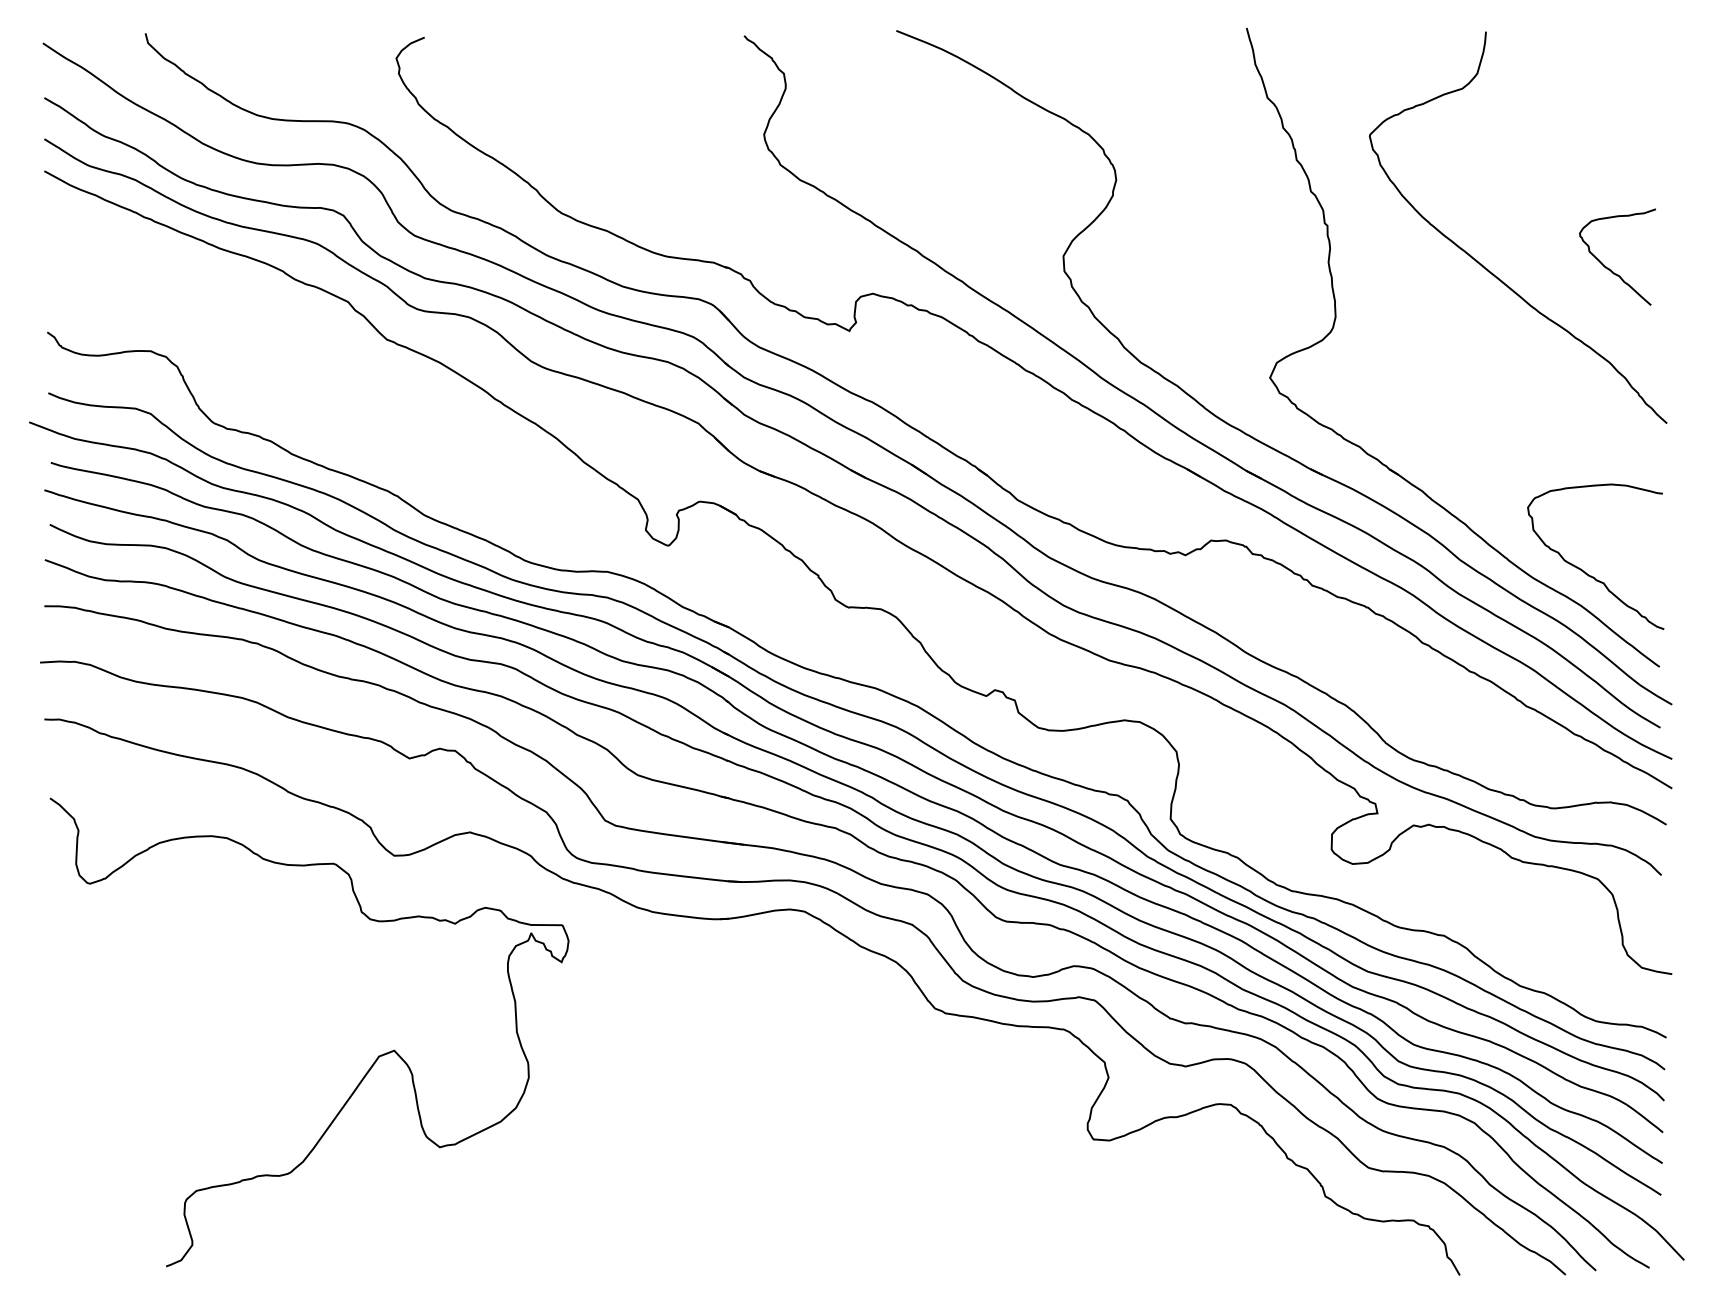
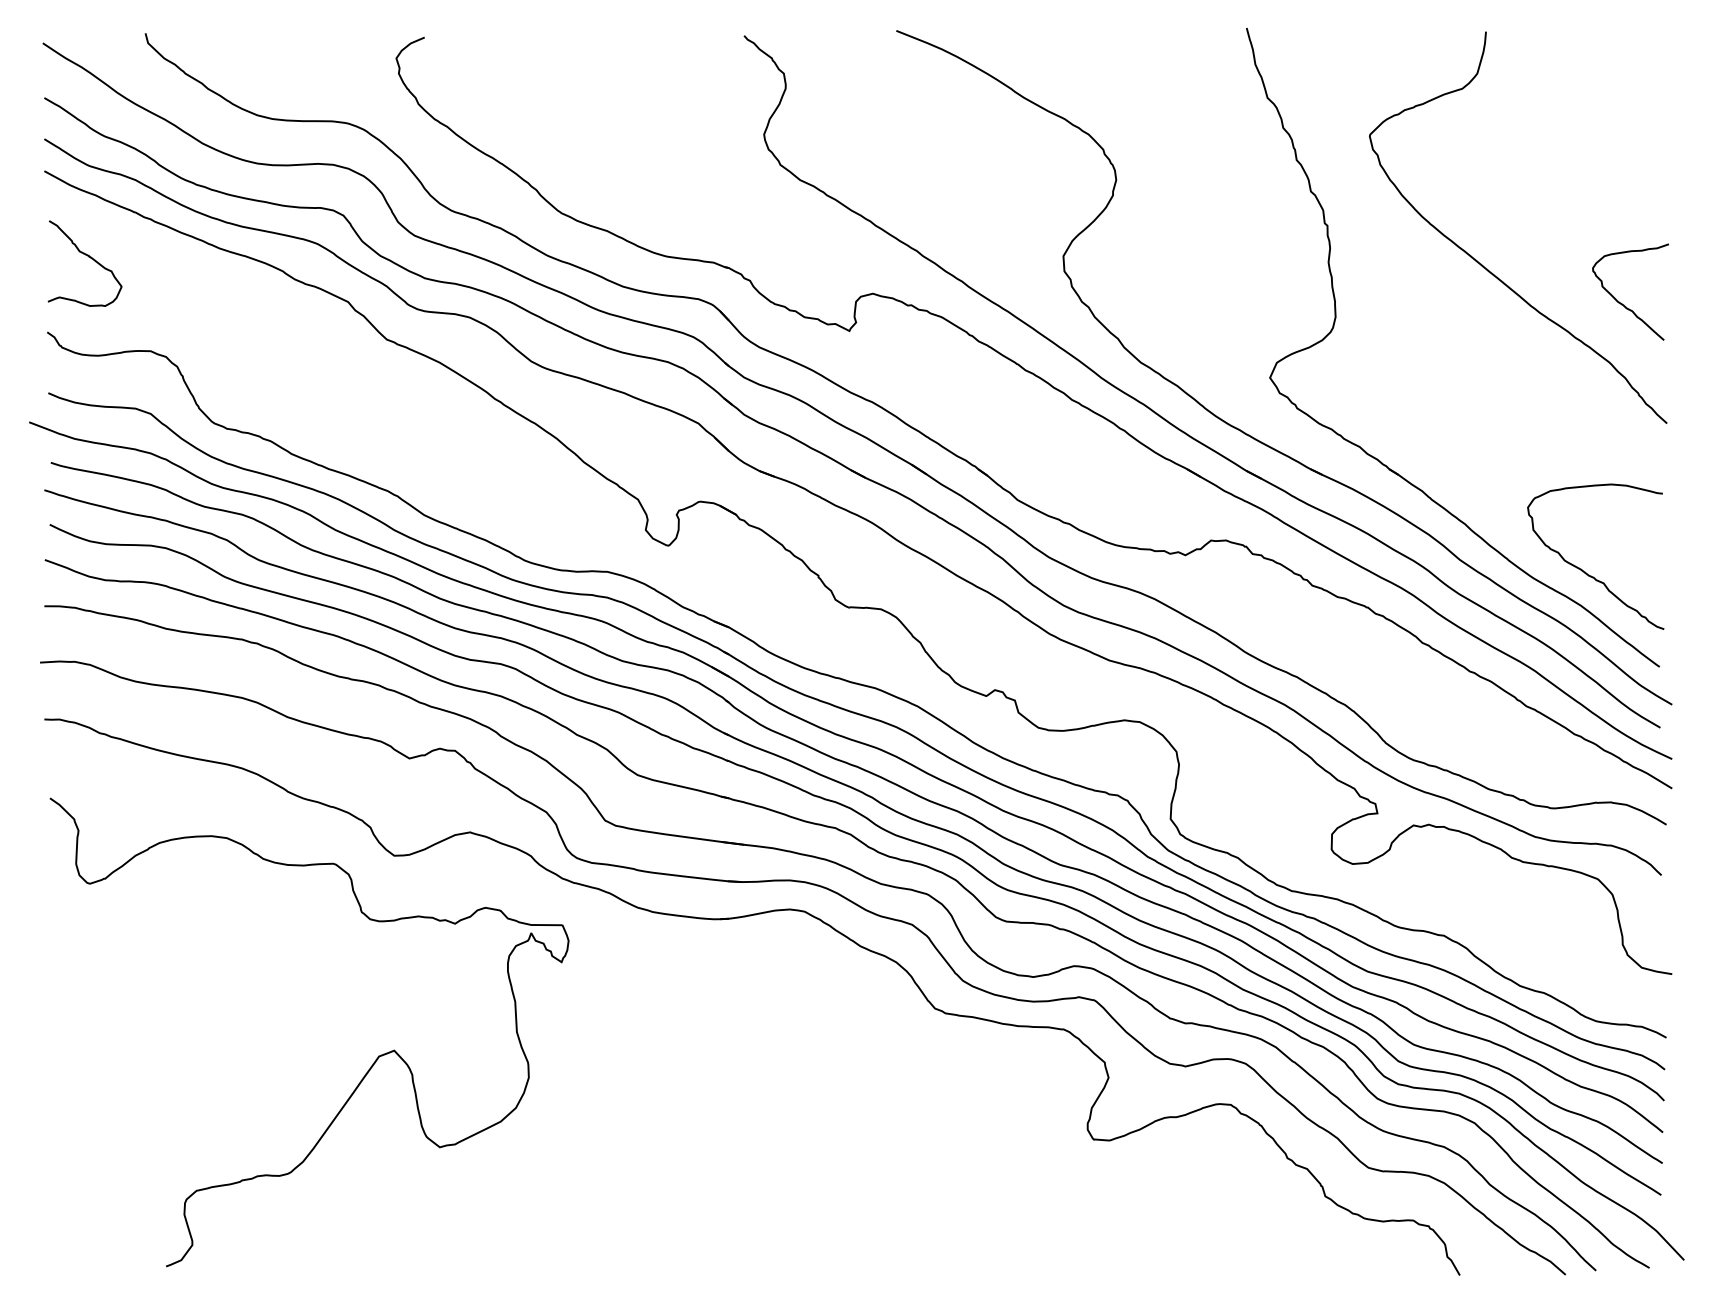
curve: none -> present (88, 257)
curve position: (1609, 268) -> (1622, 303) (1622, 303)
